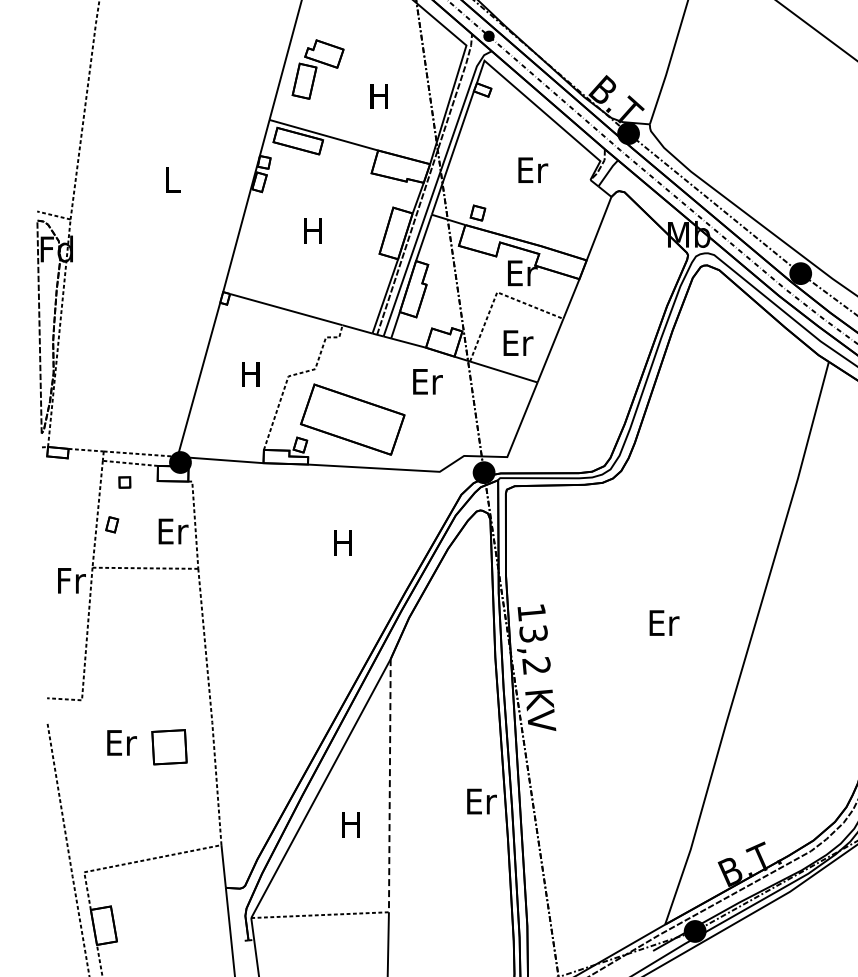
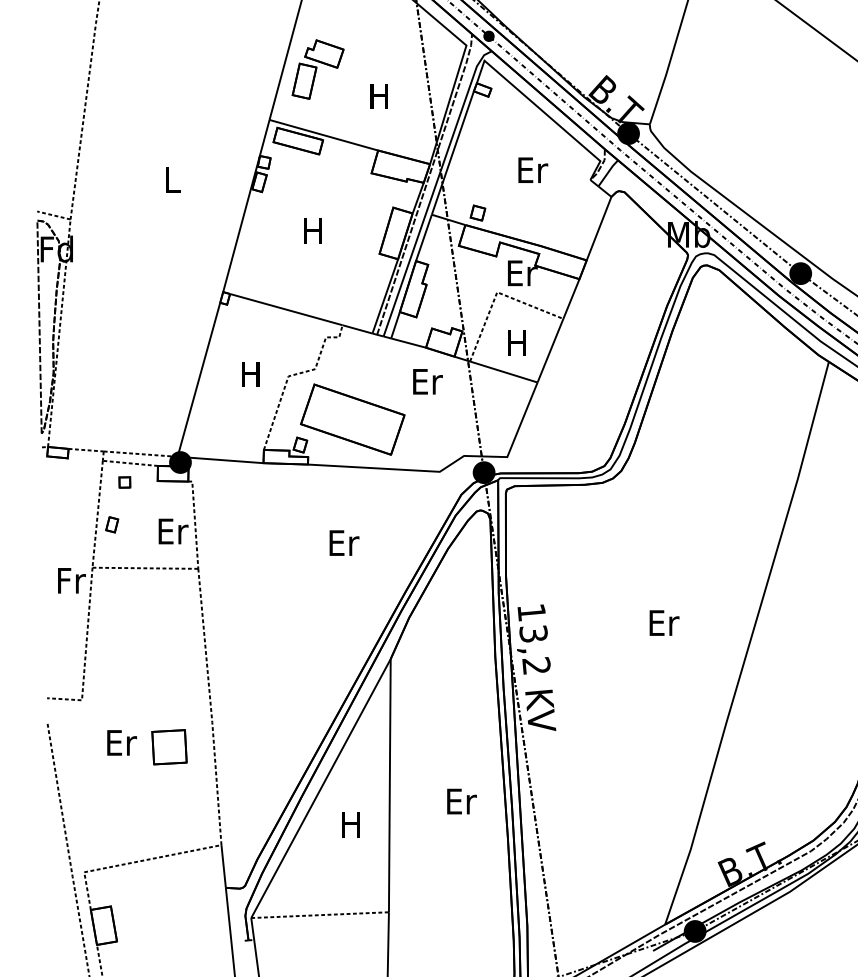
text: Er -> H (518, 342)
text: H -> Er (344, 542)
line: dashed -> solid (389, 785)
text position: (481, 801) -> (461, 801) (461, 801)
